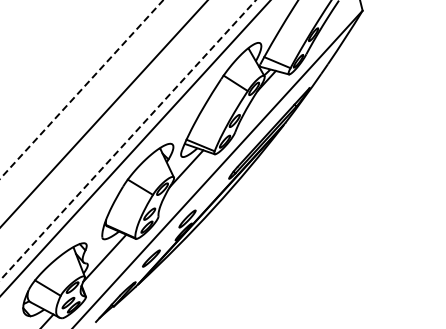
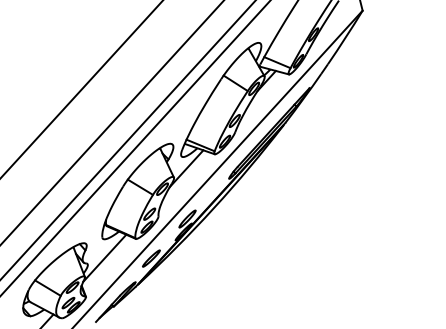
line: dashed -> solid (81, 89)
line position: (103, 113) -> (112, 122) (112, 122)
line: dashed -> solid (128, 140)
